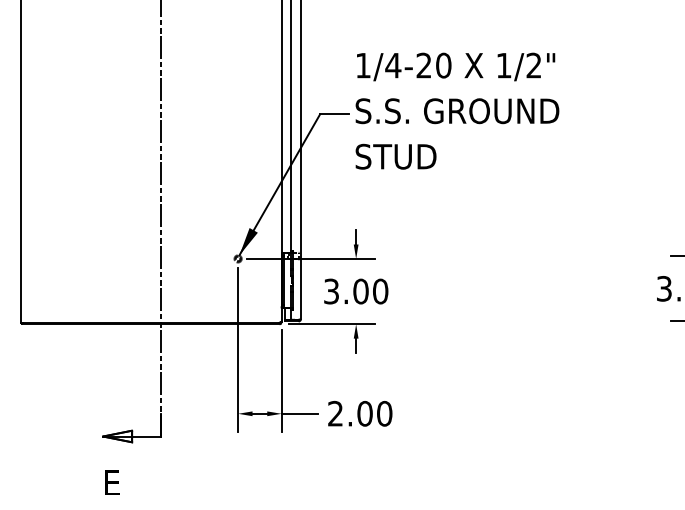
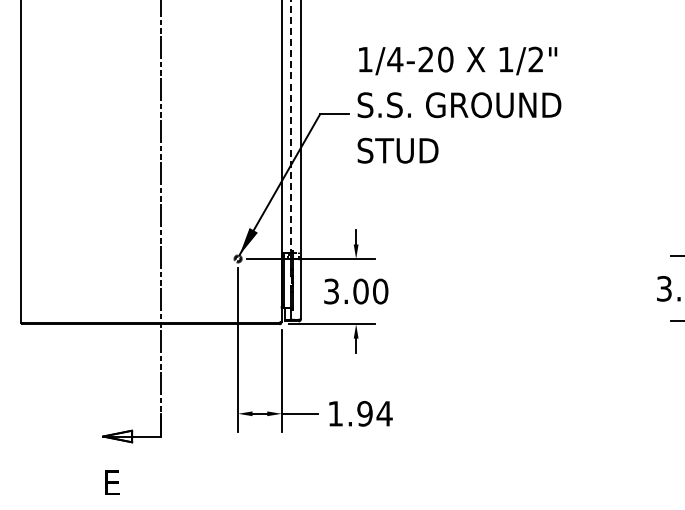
text position: (457, 110) -> (459, 104) (459, 104)
line: solid -> dashed (290, 126)
text: 2.00 -> 1.94 (360, 413)
